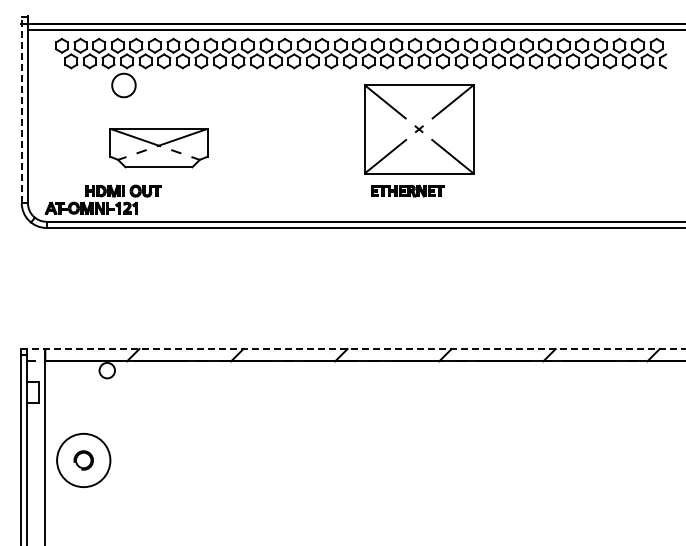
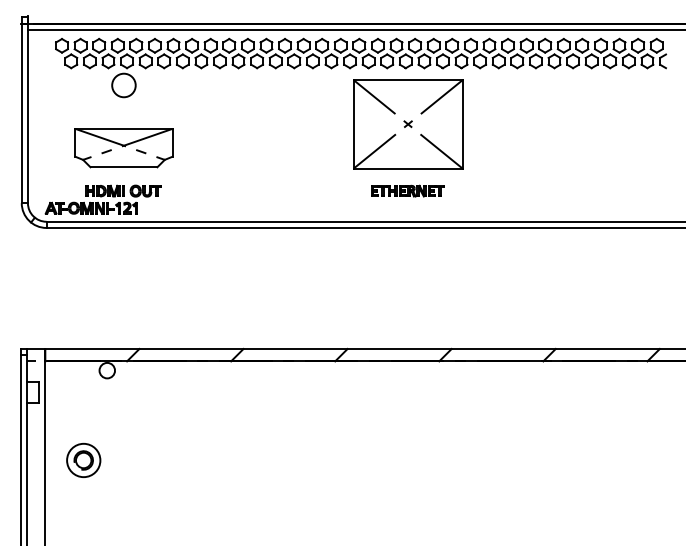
line: dashed -> solid (21, 110)
part position: (419, 129) -> (408, 124) (408, 124)
part position: (158, 148) -> (123, 148) (123, 148)
line: dashed -> solid (353, 348)
circle diameter: 53 px -> 33 px (83, 460)
